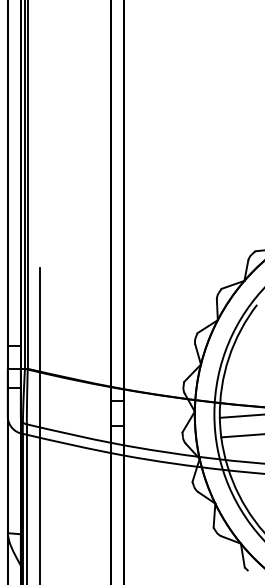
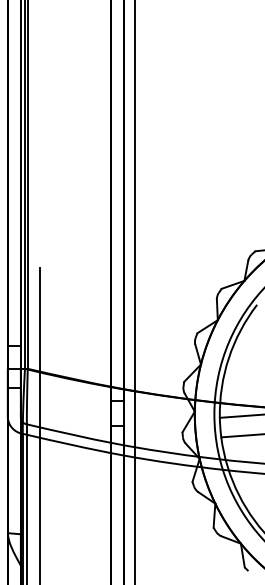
line: none -> present (135, 291)
